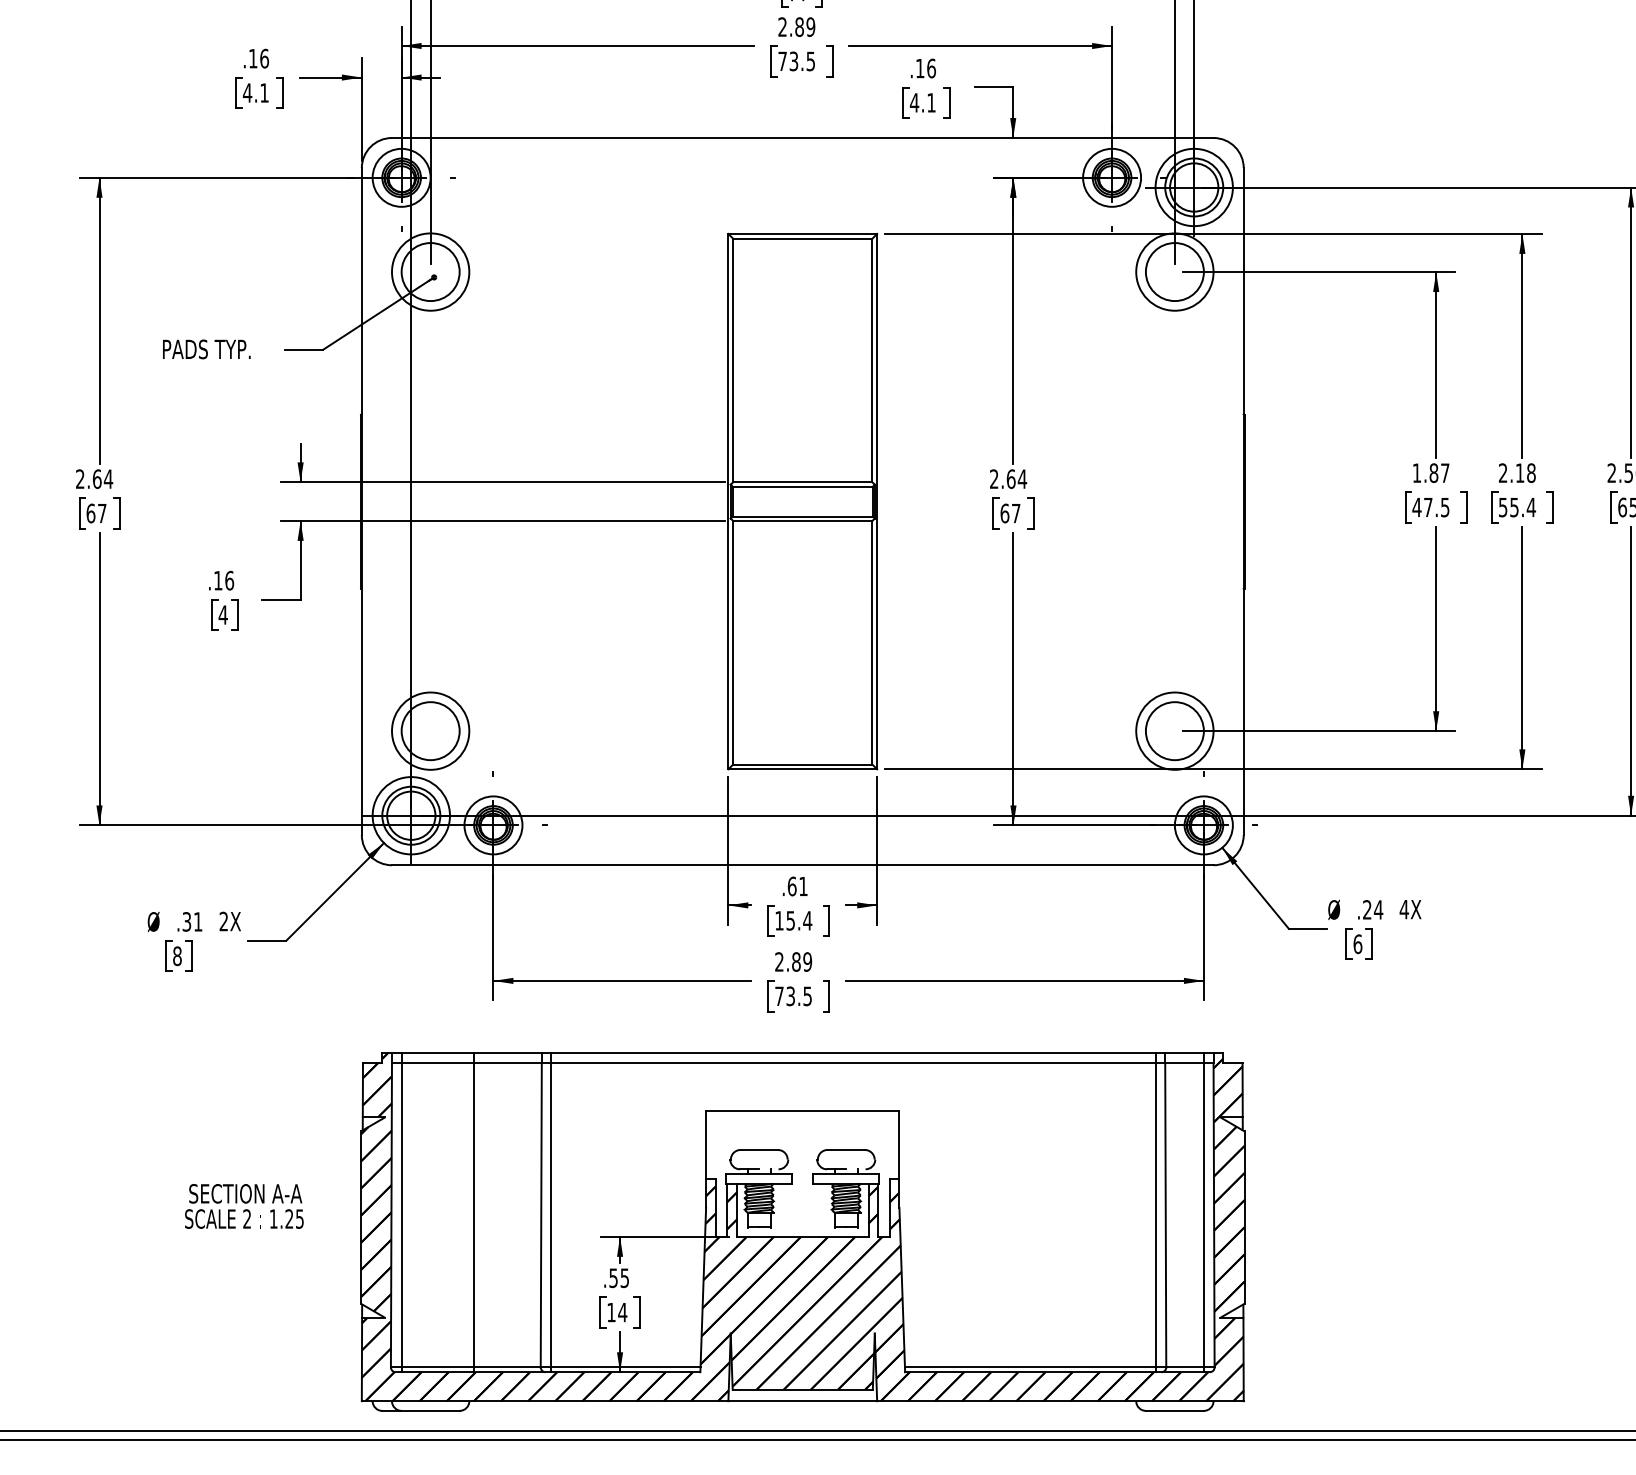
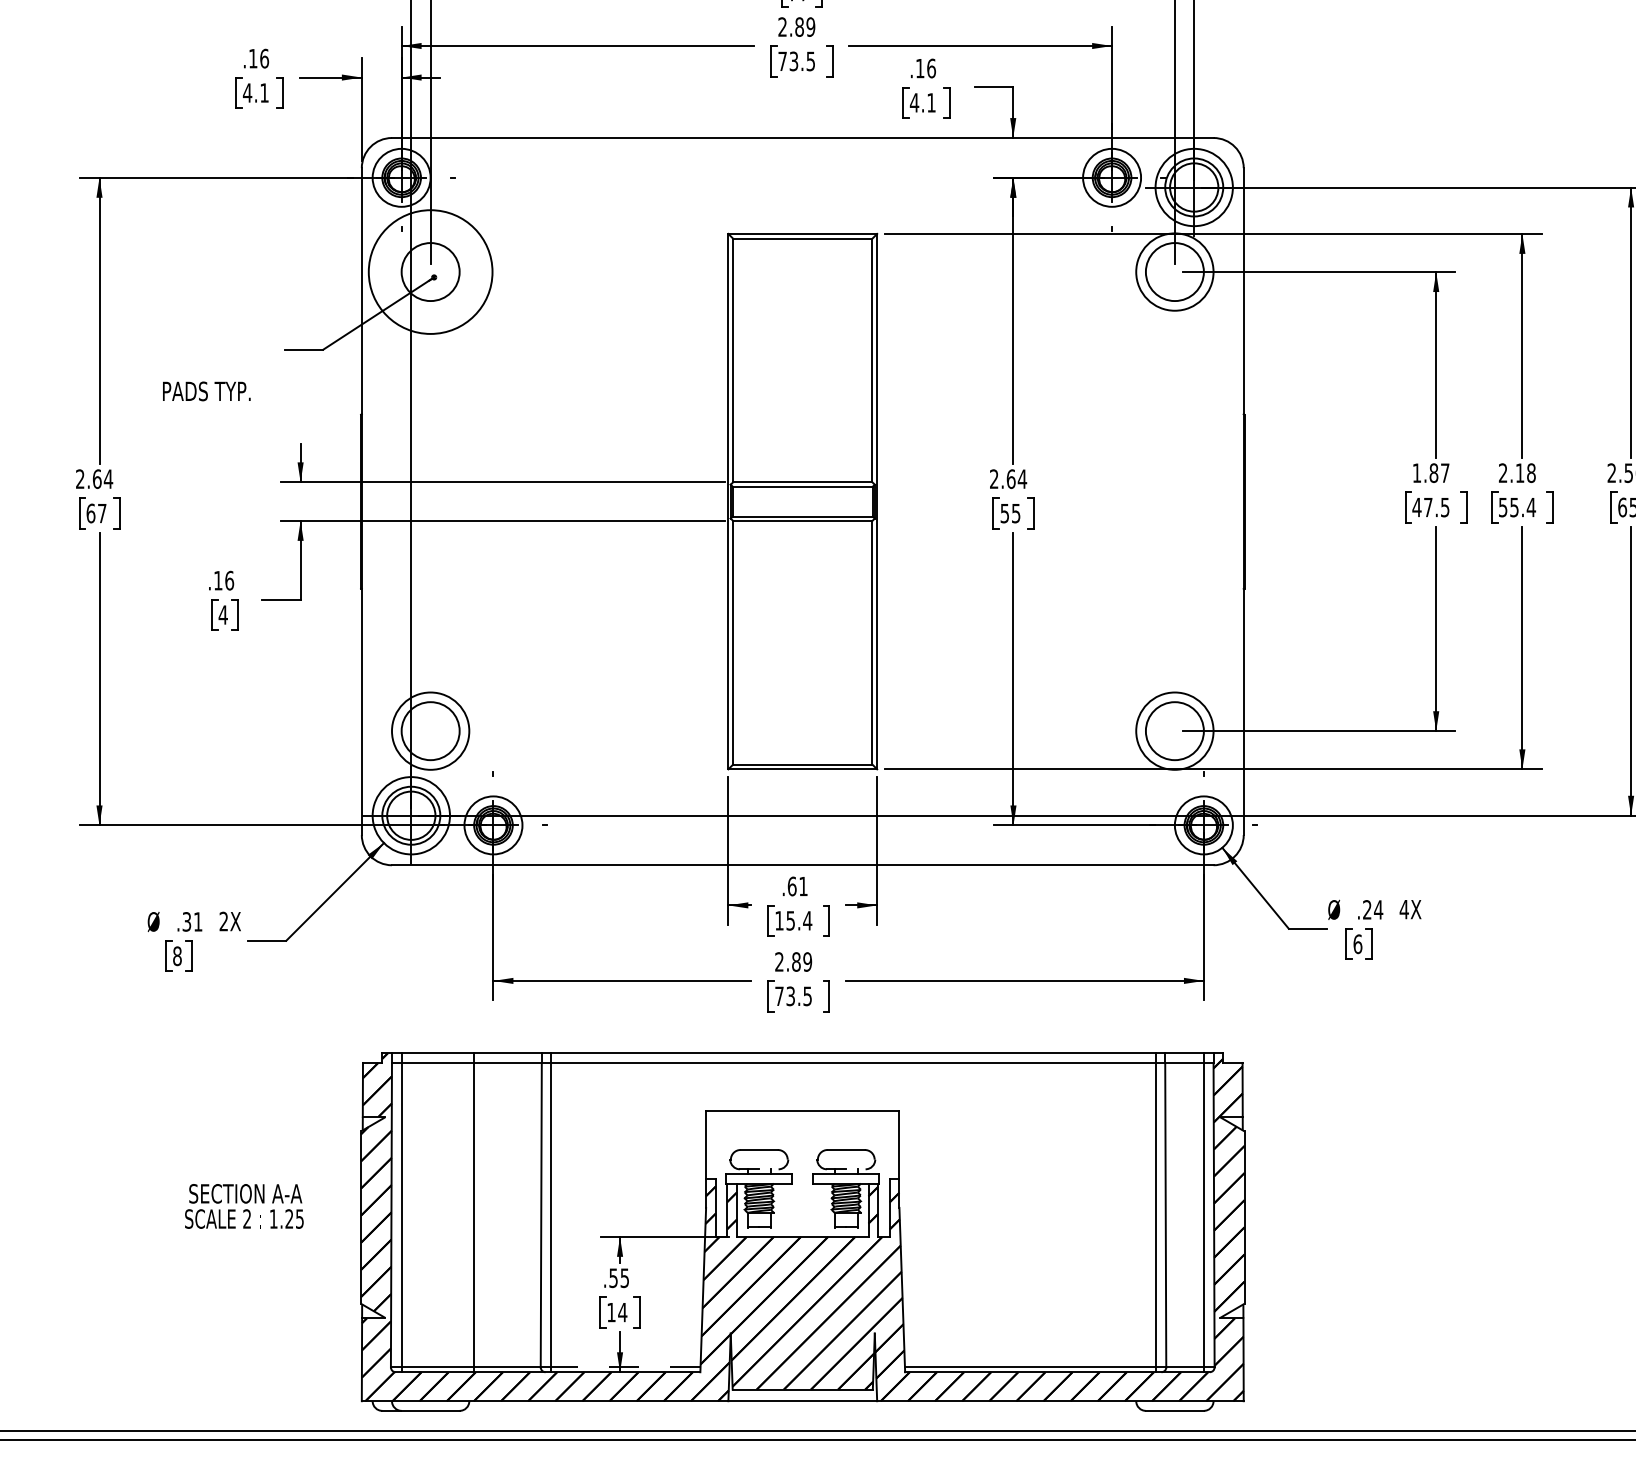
circle diameter: 77 px -> 124 px (430, 271)
text position: (206, 349) -> (206, 391) (206, 391)
text: 67 -> 55 (1010, 513)
line: solid -> dashed (626, 1367)
